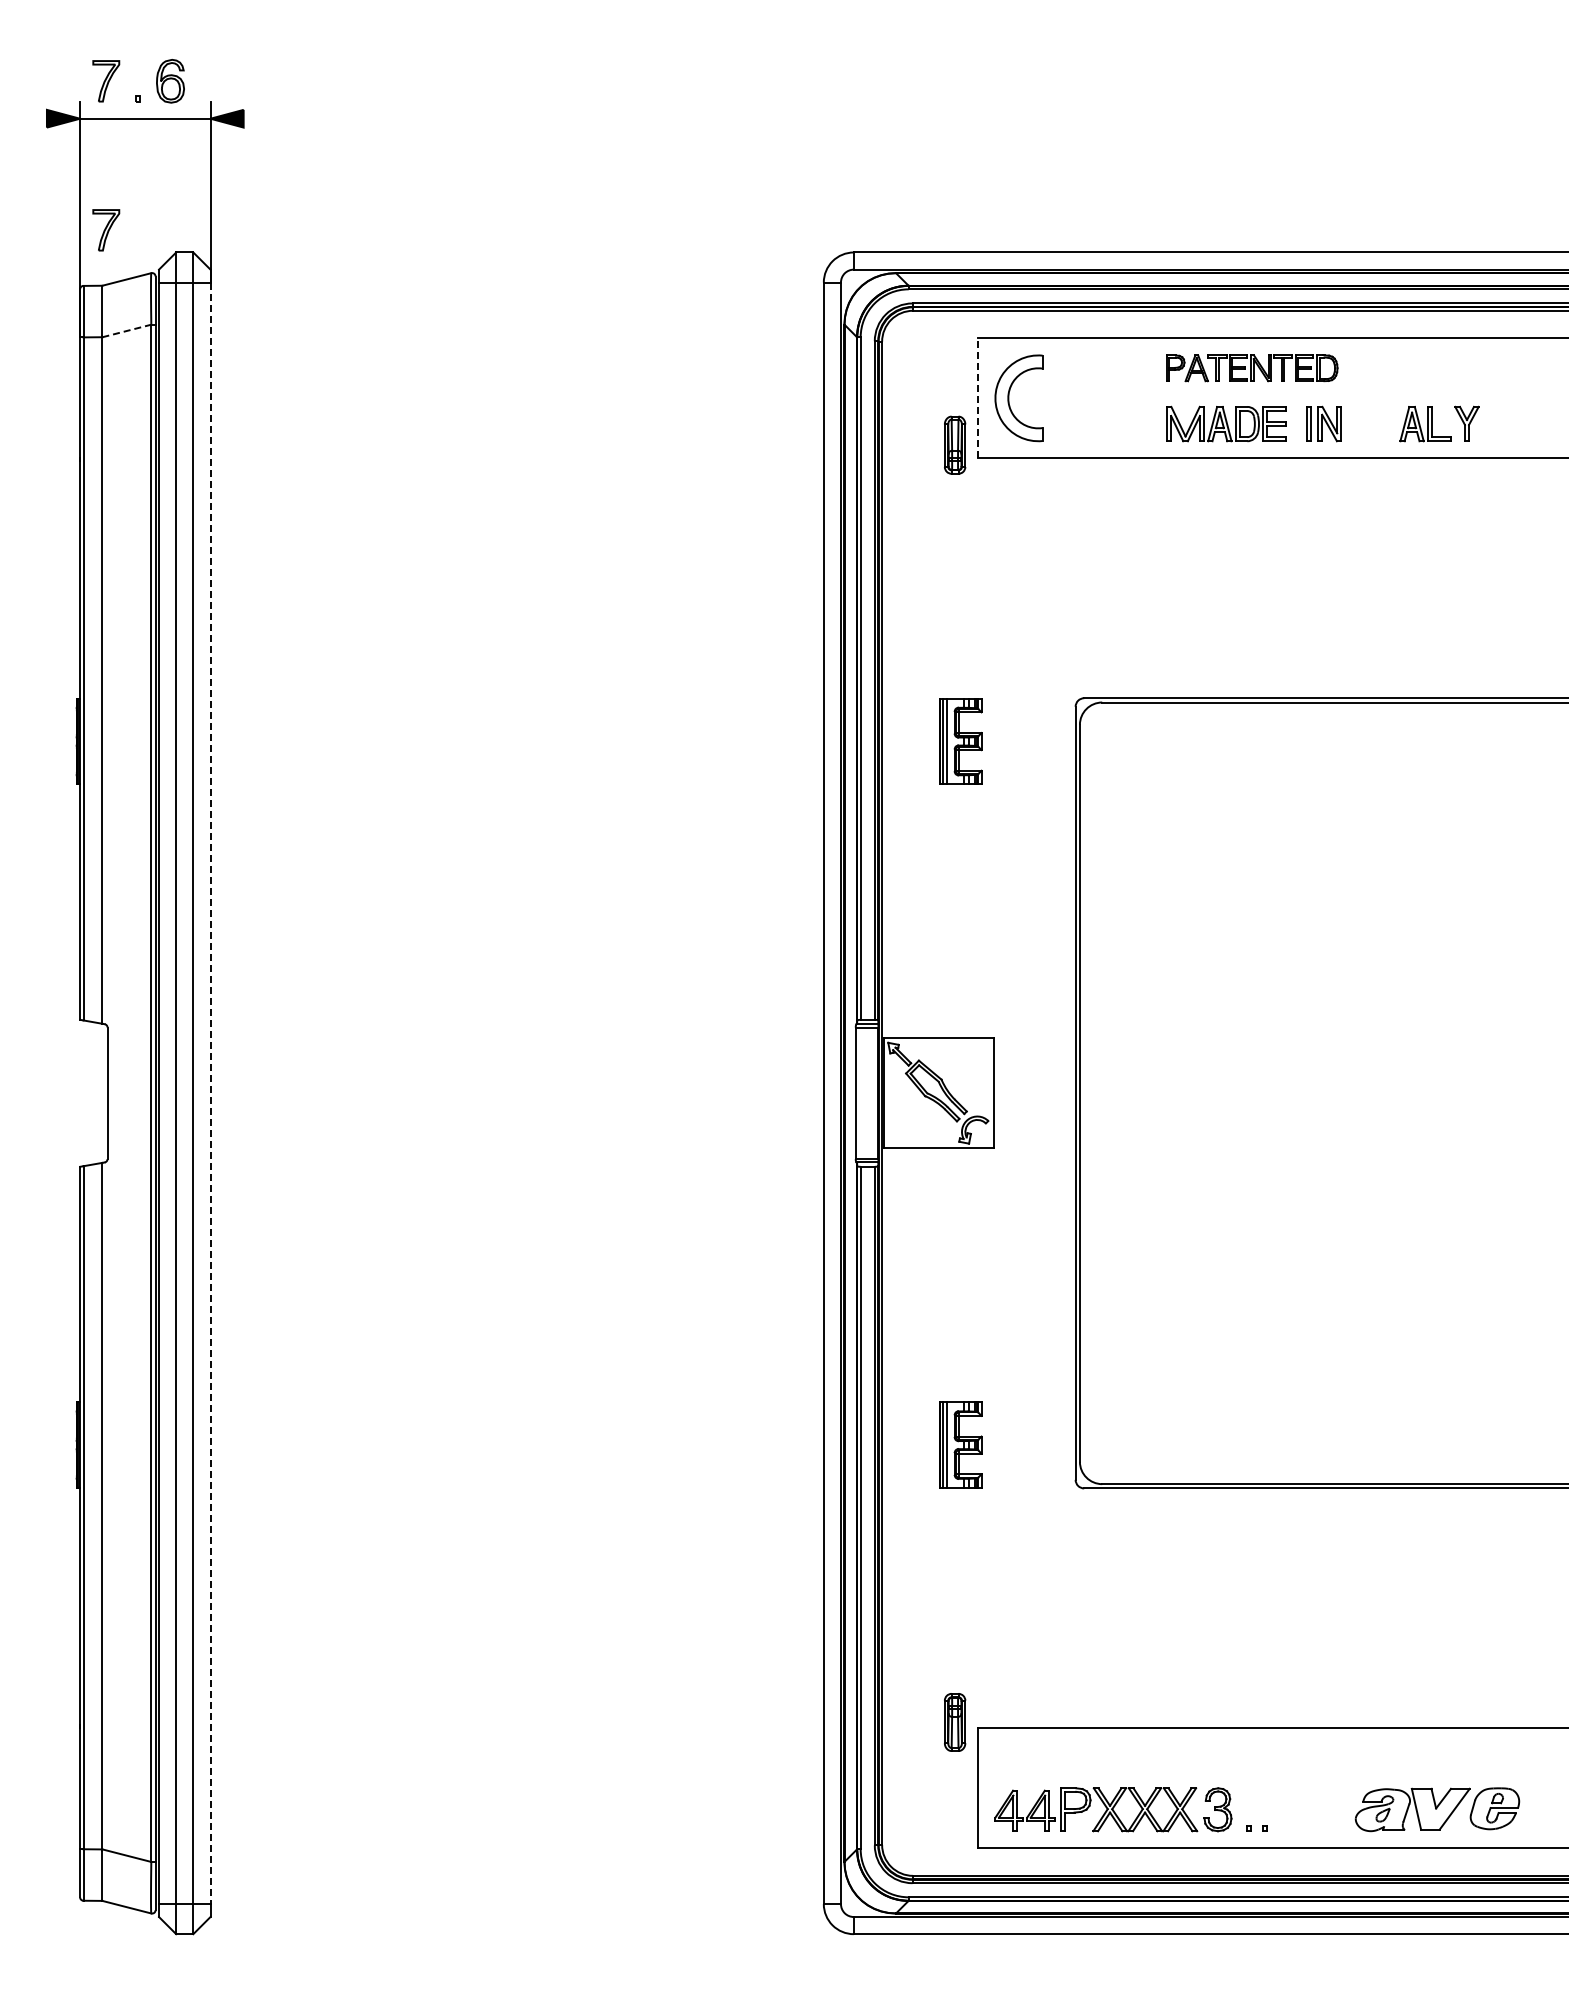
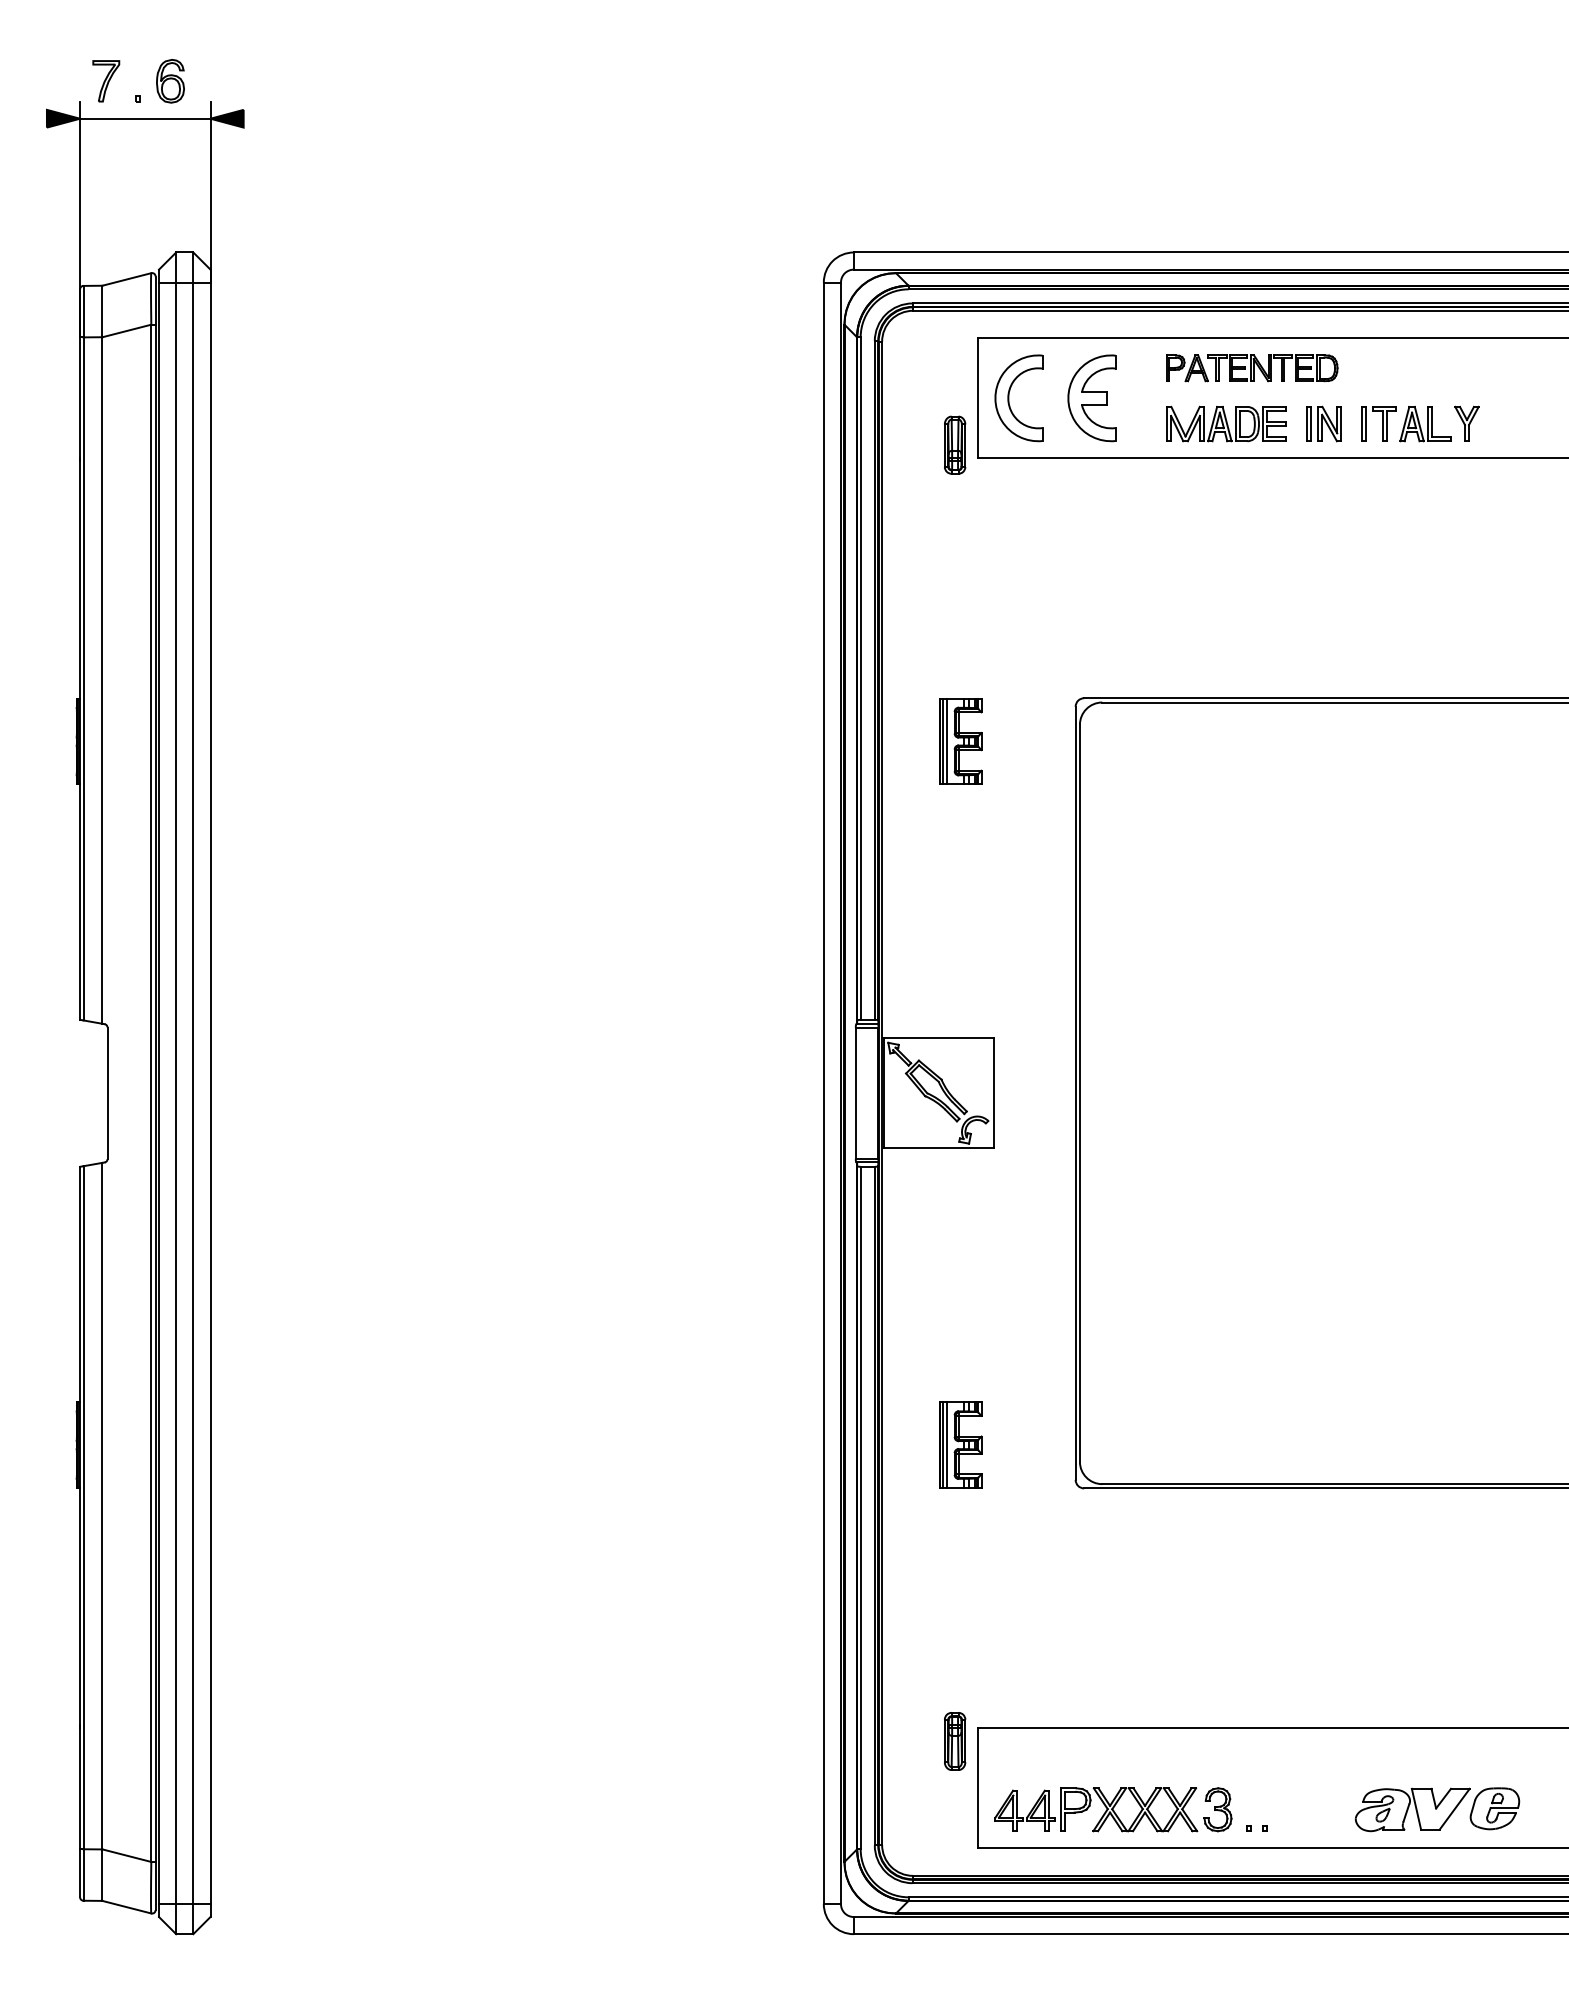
part: present -> none (106, 230)
line: dashed -> solid (127, 330)
line: dashed -> solid (978, 397)
part: none -> present (1091, 398)
part: none -> present (1378, 423)
line: dashed -> solid (210, 1093)
part position: (955, 1722) -> (955, 1741) (955, 1741)
